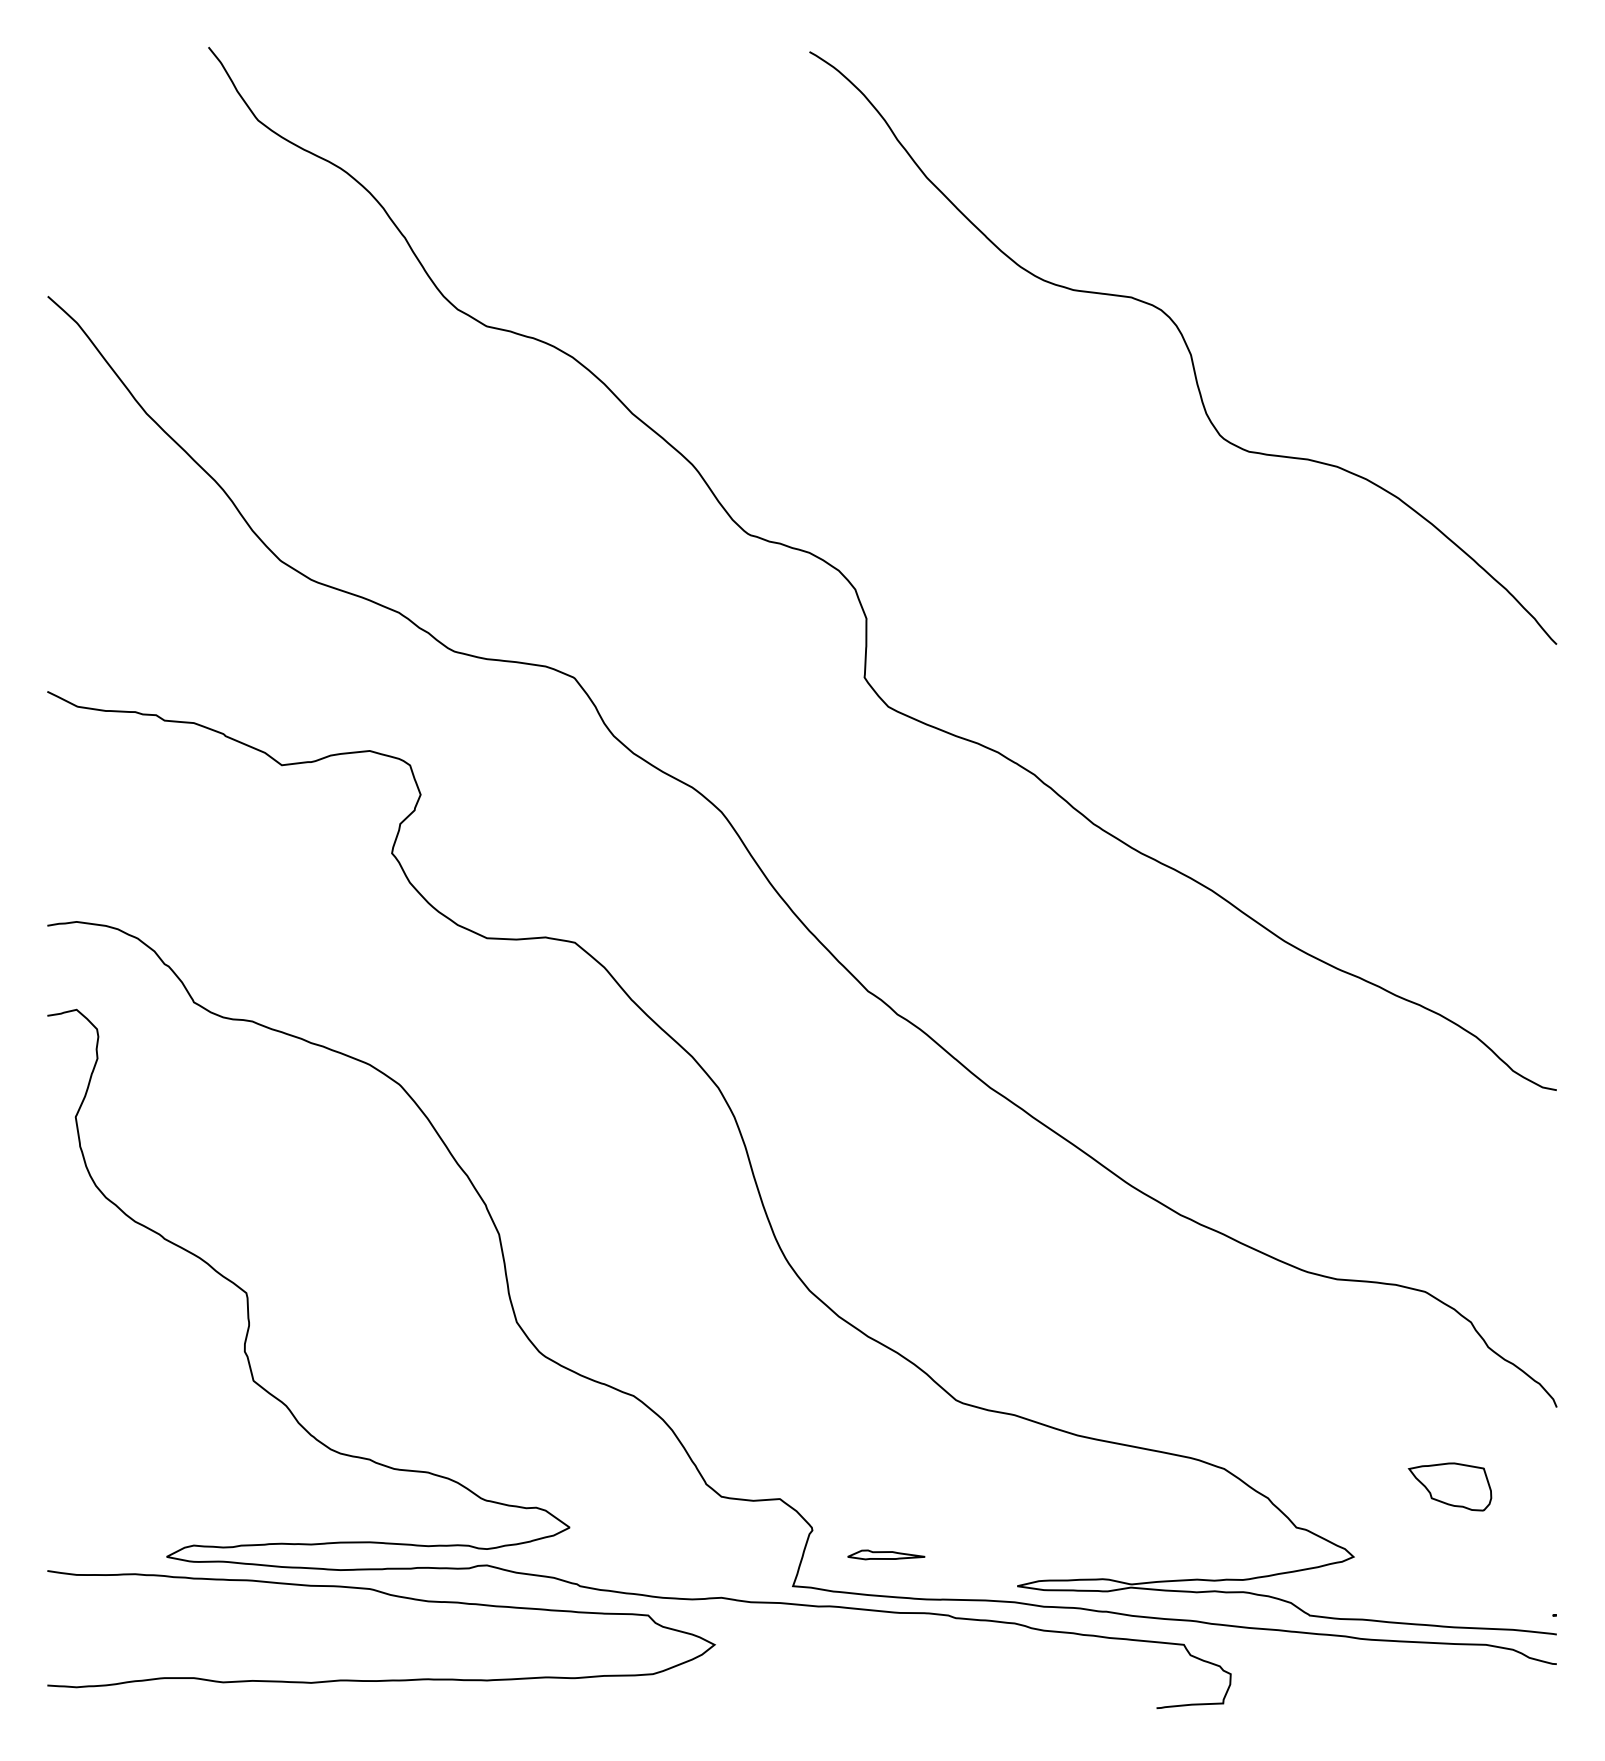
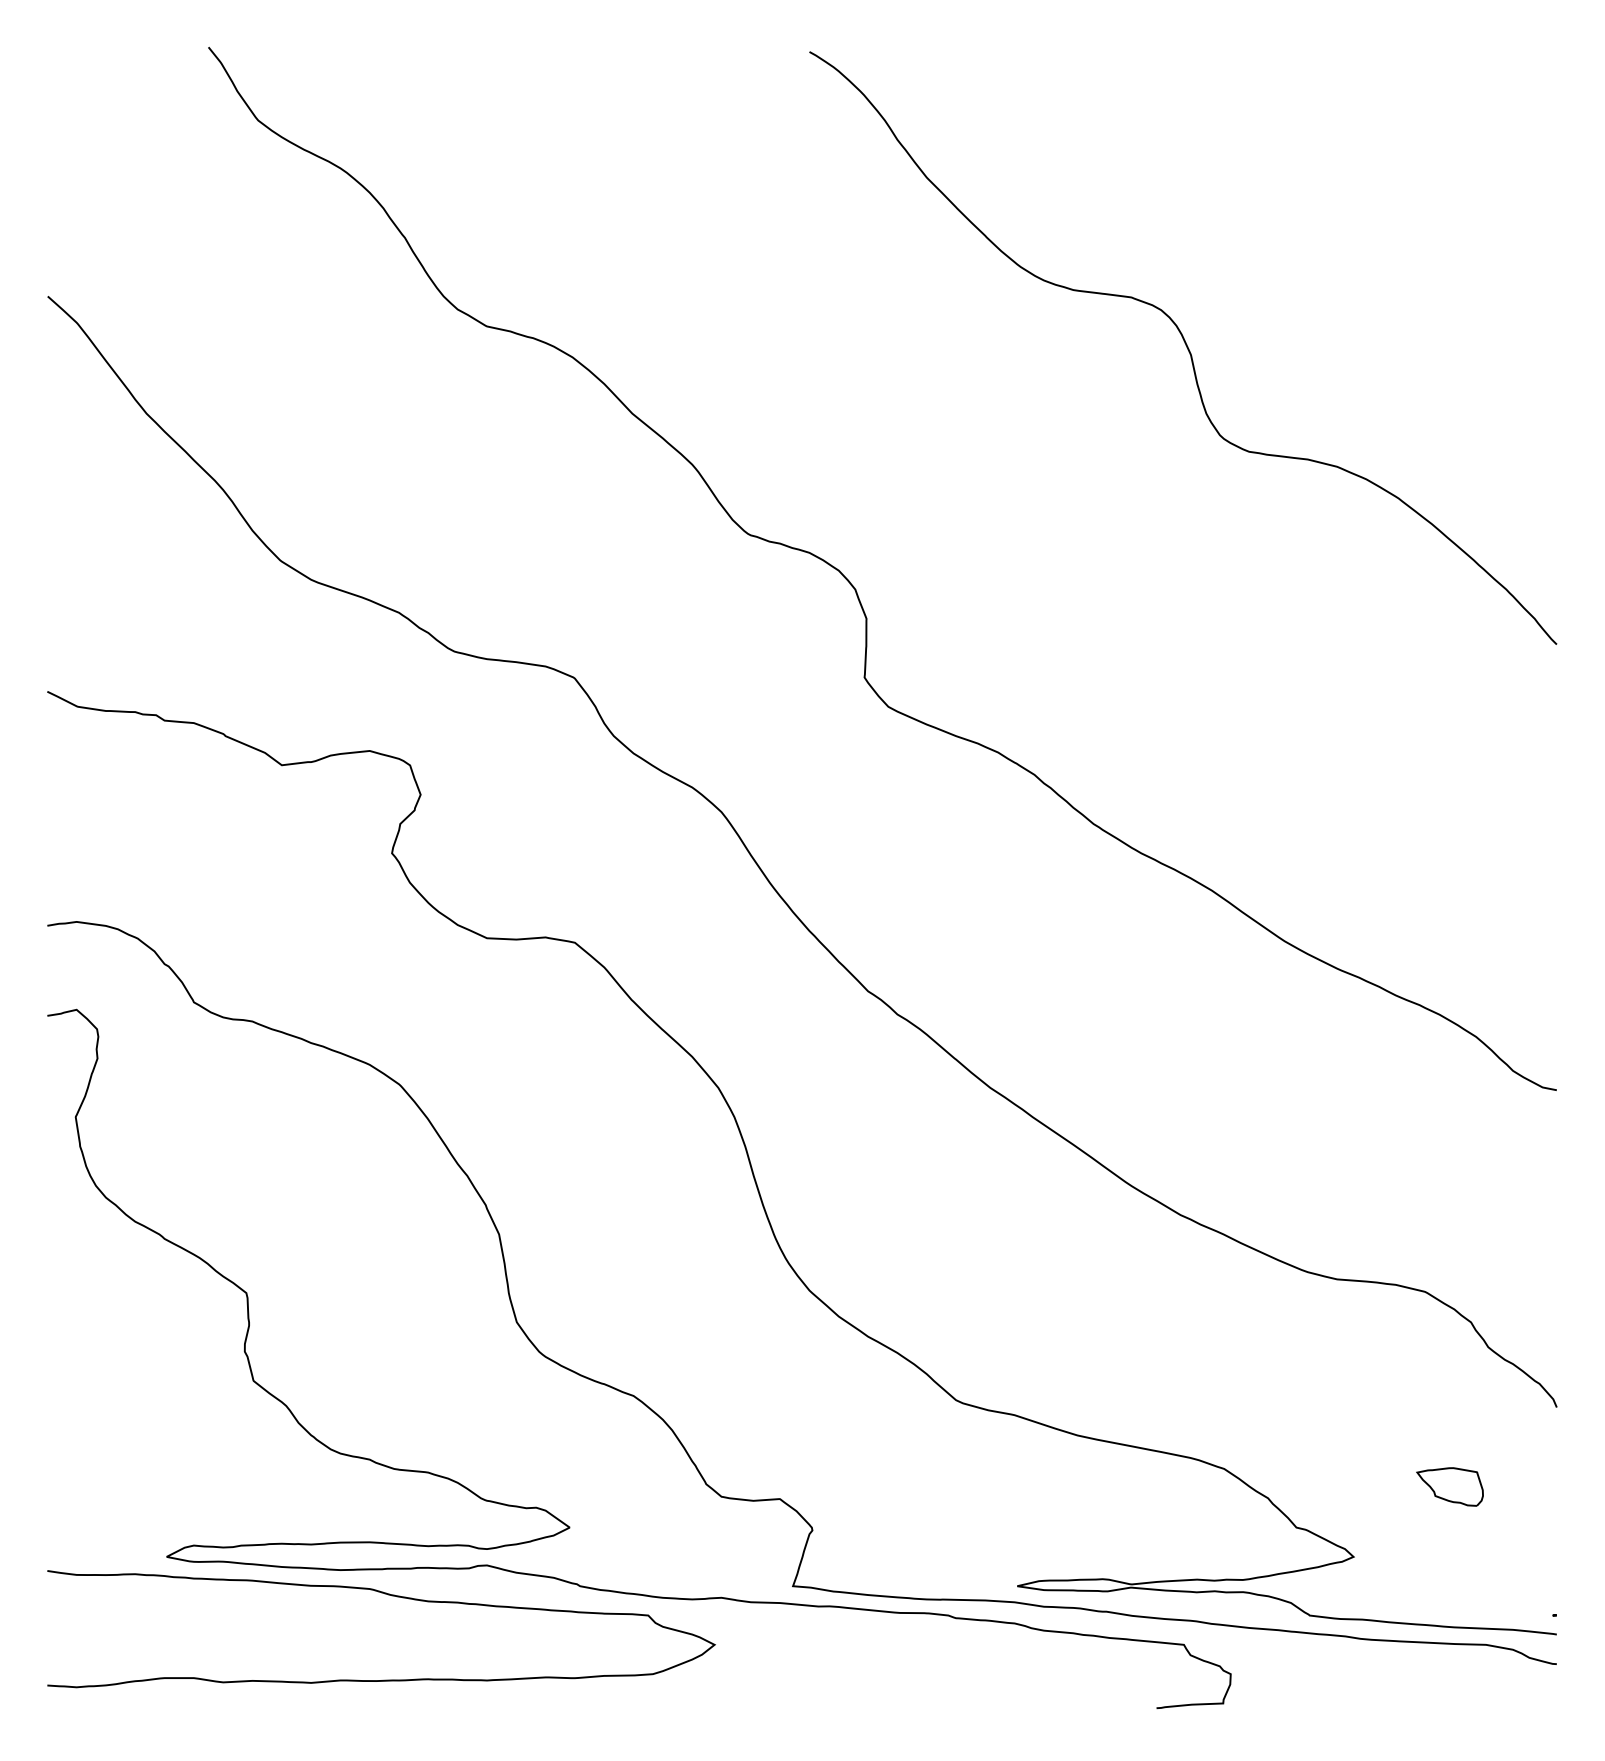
part size: 86x50 px -> 68x40 px (1449, 1486)
part: present -> none (886, 1554)
